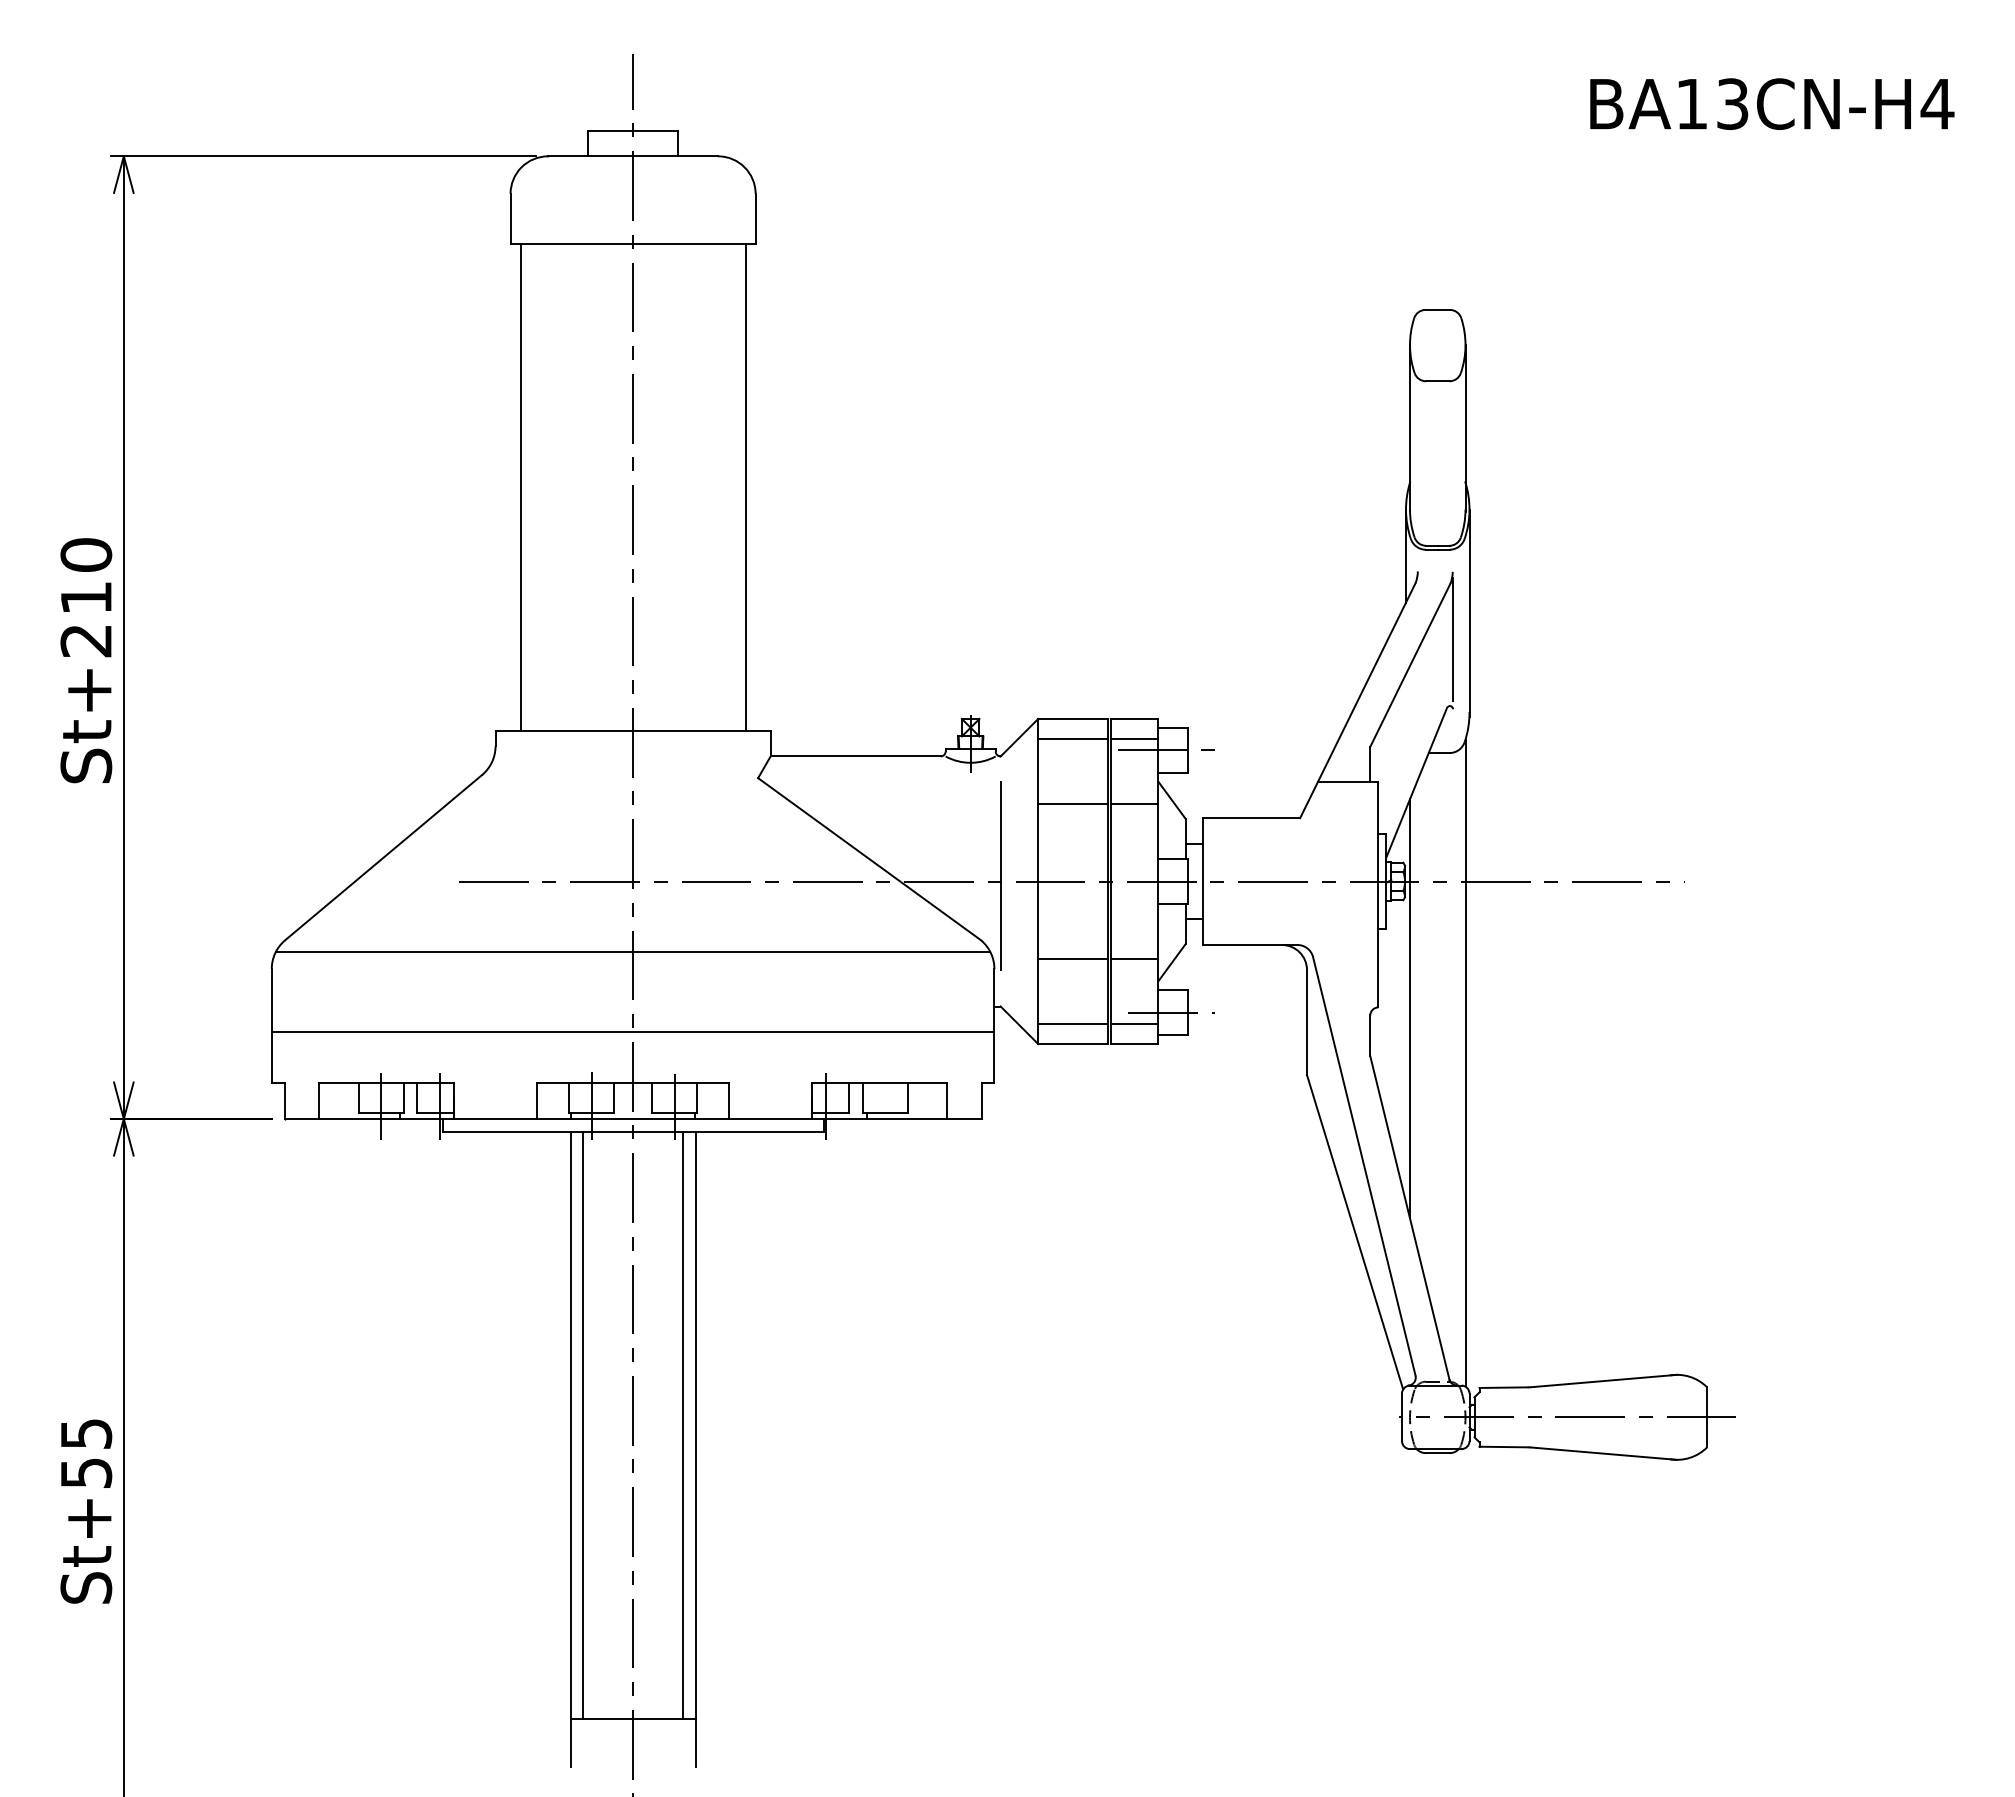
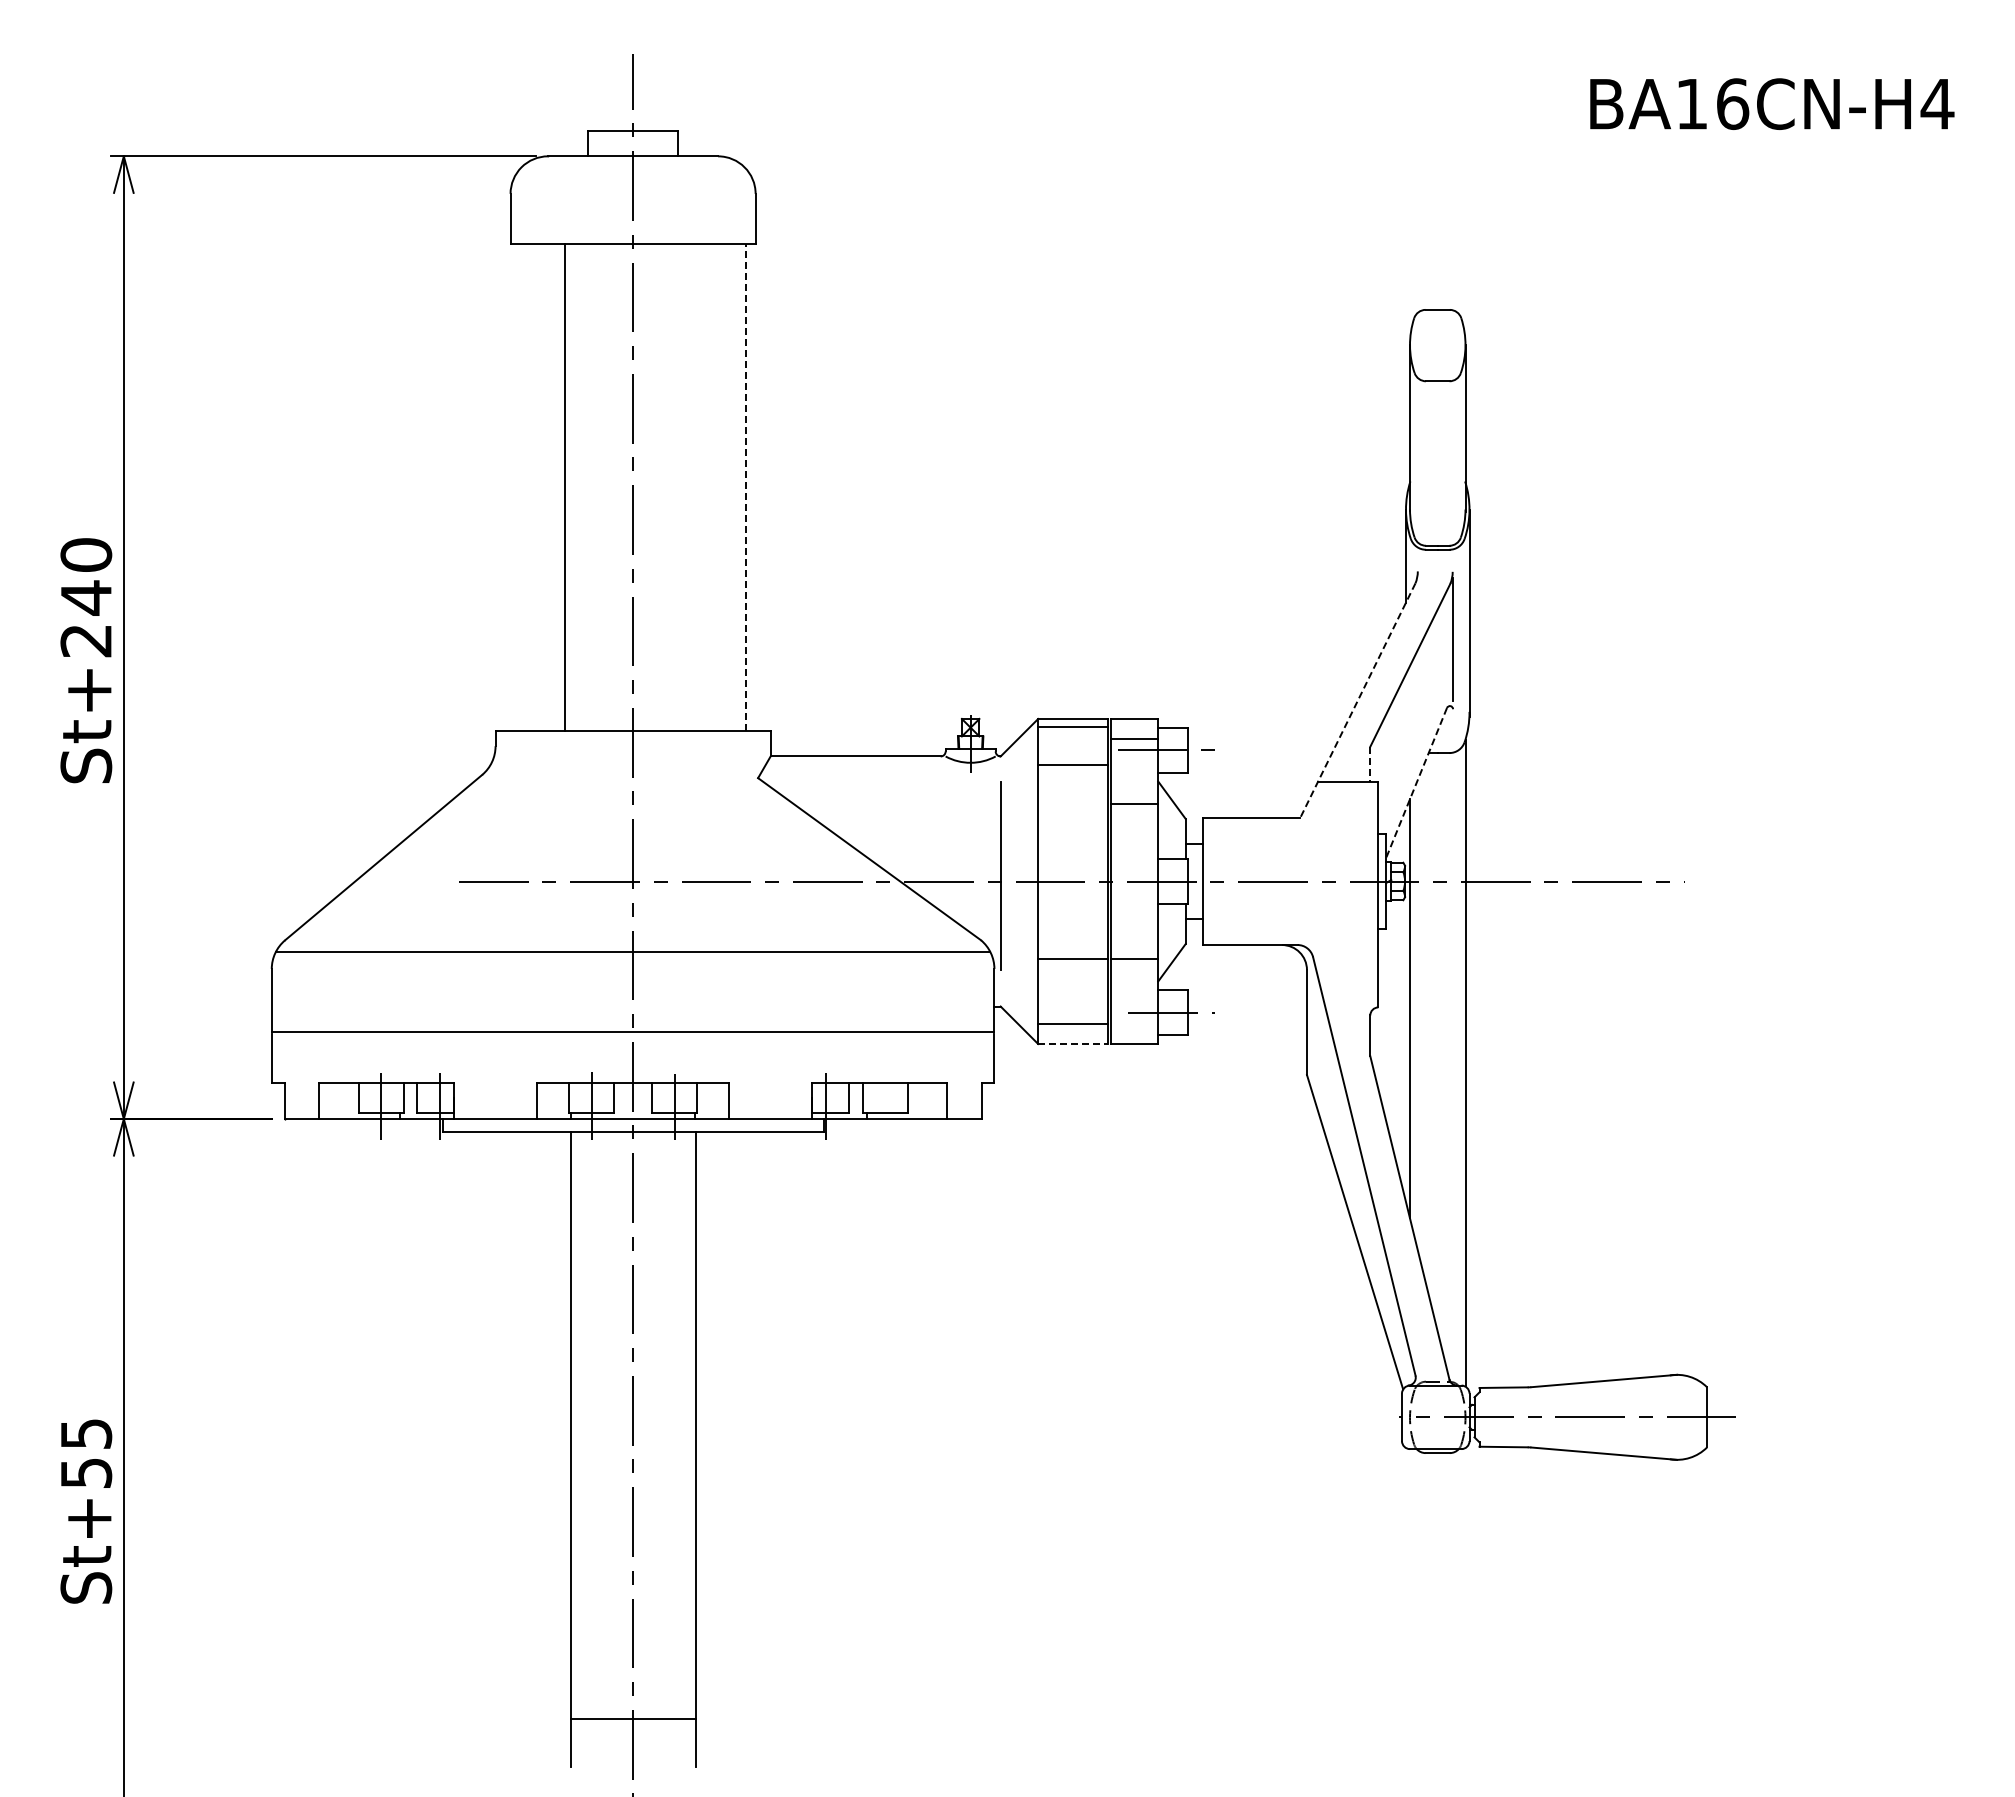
text: BA13CN-H4 -> BA16CN-H4 (1733, 103)
line position: (520, 487) -> (564, 487) (564, 487)
line: solid -> dashed (745, 487)
text: St+210 -> St+240 (86, 597)
line: solid -> dashed (1357, 700)
line position: (1073, 739) -> (1073, 727) (1073, 727)
line: solid -> dashed (1370, 764)
line: solid -> dashed (1416, 782)
line position: (1073, 803) -> (1073, 764) (1073, 764)
line: present -> none (1134, 1023)
line: solid -> dashed (1073, 1044)
line: present -> none (583, 1425)
line: present -> none (683, 1425)
